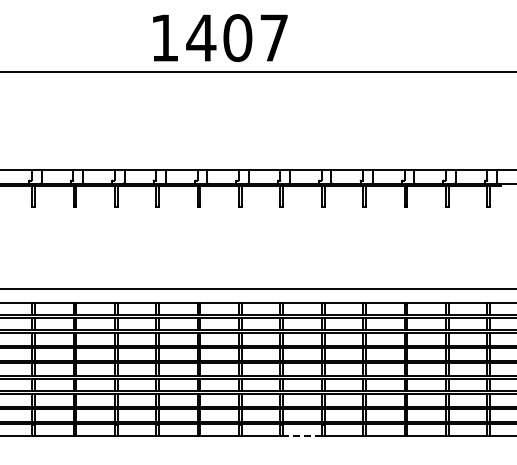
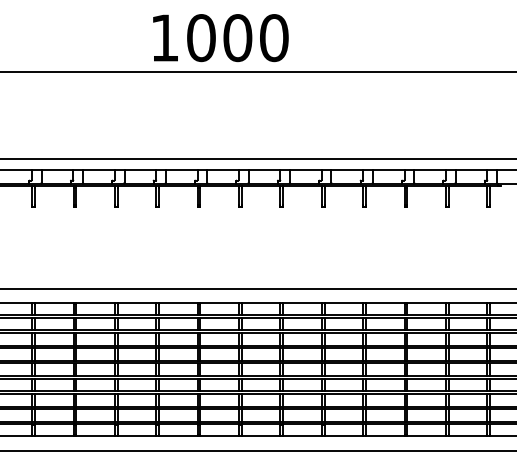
text: 1407 -> 1000 (237, 38)
line: none -> present (257, 159)
line: dashed -> solid (302, 436)
line: none -> present (257, 450)
